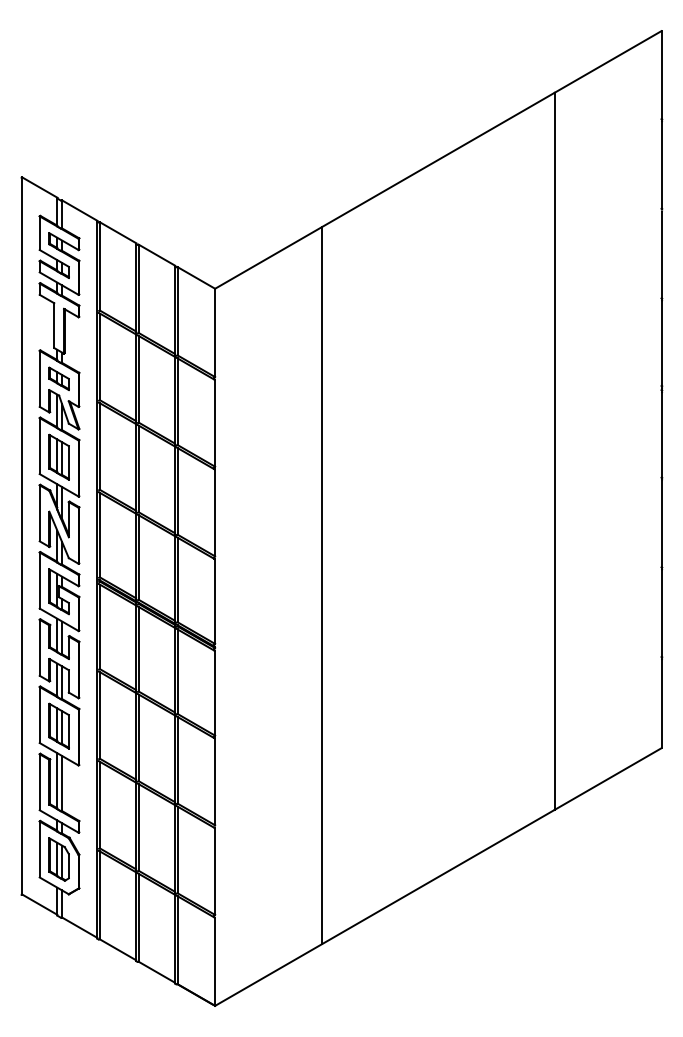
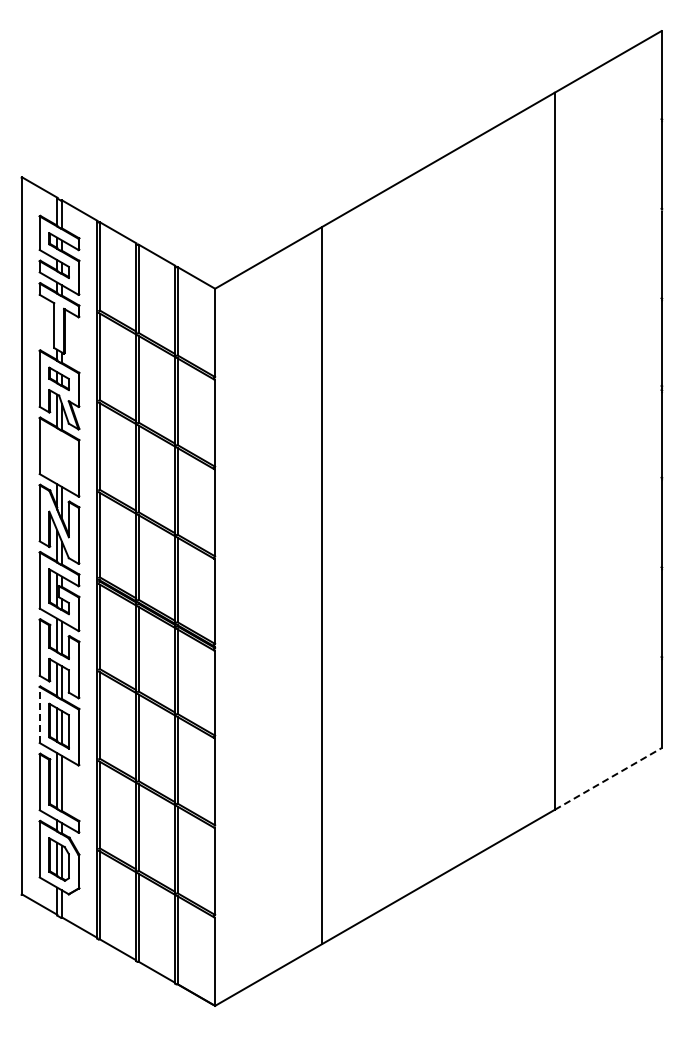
part: present -> none (58, 456)
line: solid -> dashed (39, 714)
line: solid -> dashed (608, 779)
